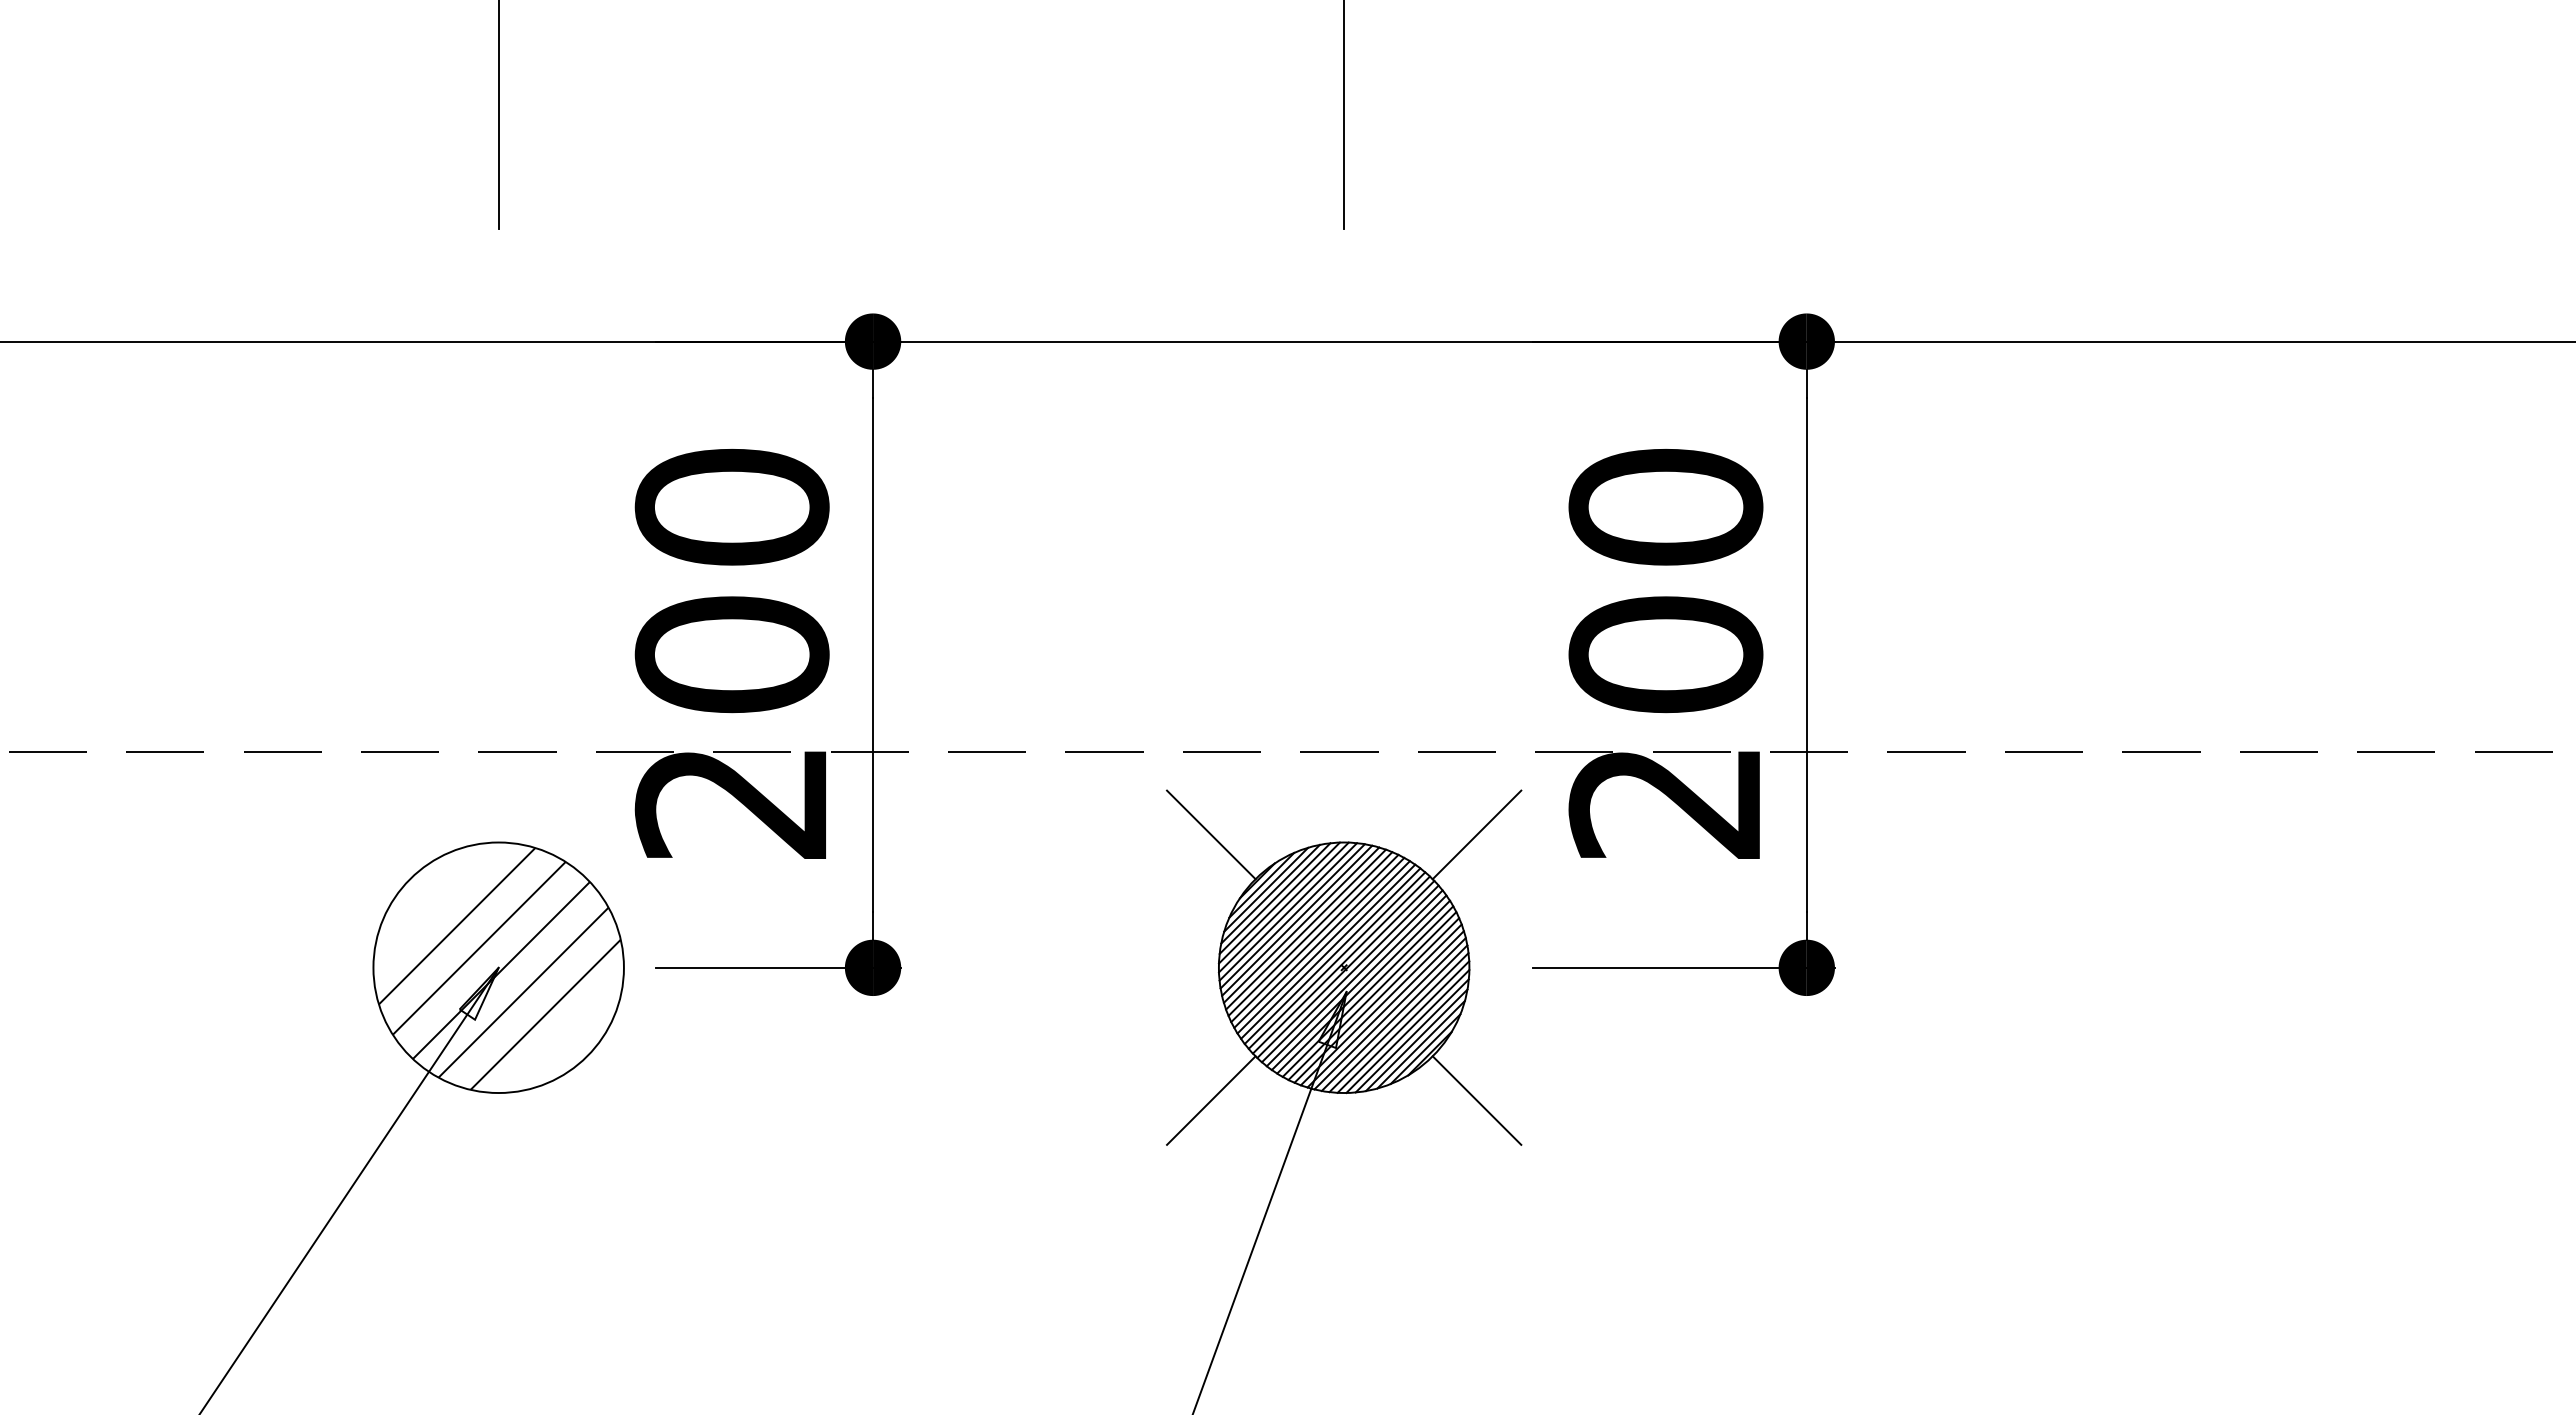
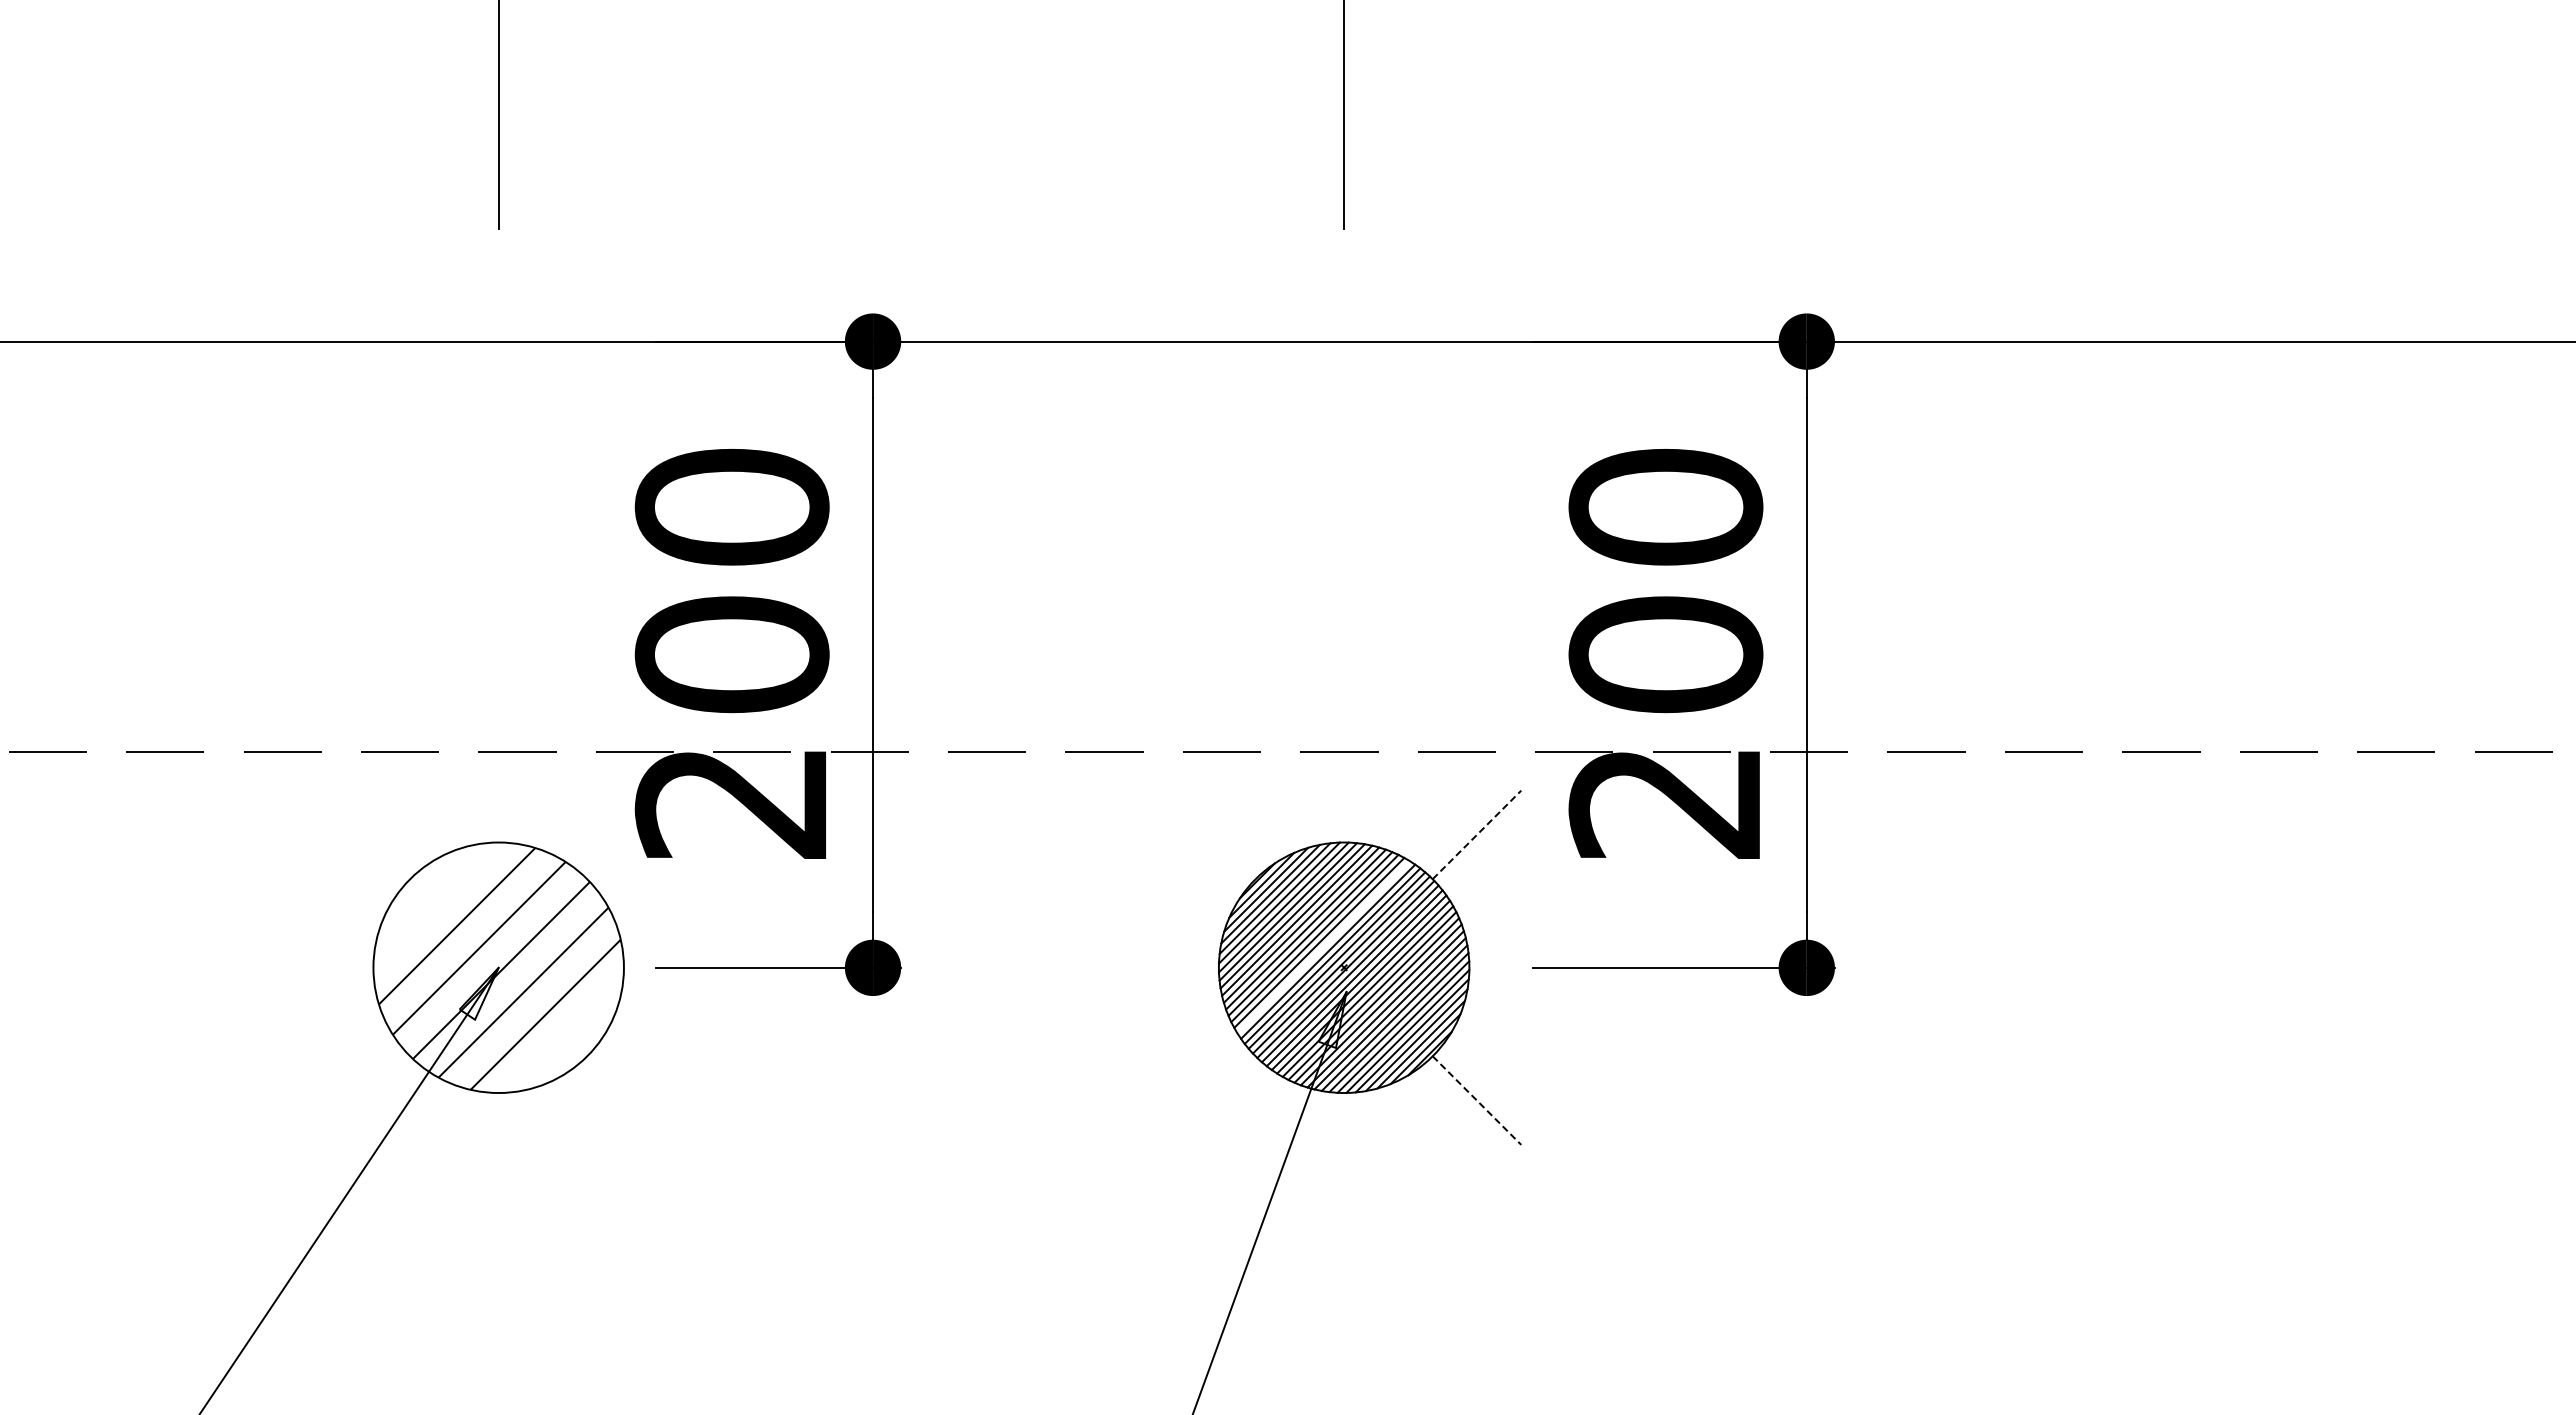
line: present -> none (1211, 834)
line: solid -> dashed (1477, 834)
line: present -> none (1323, 947)
line: present -> none (1211, 1100)
line: solid -> dashed (1477, 1100)
